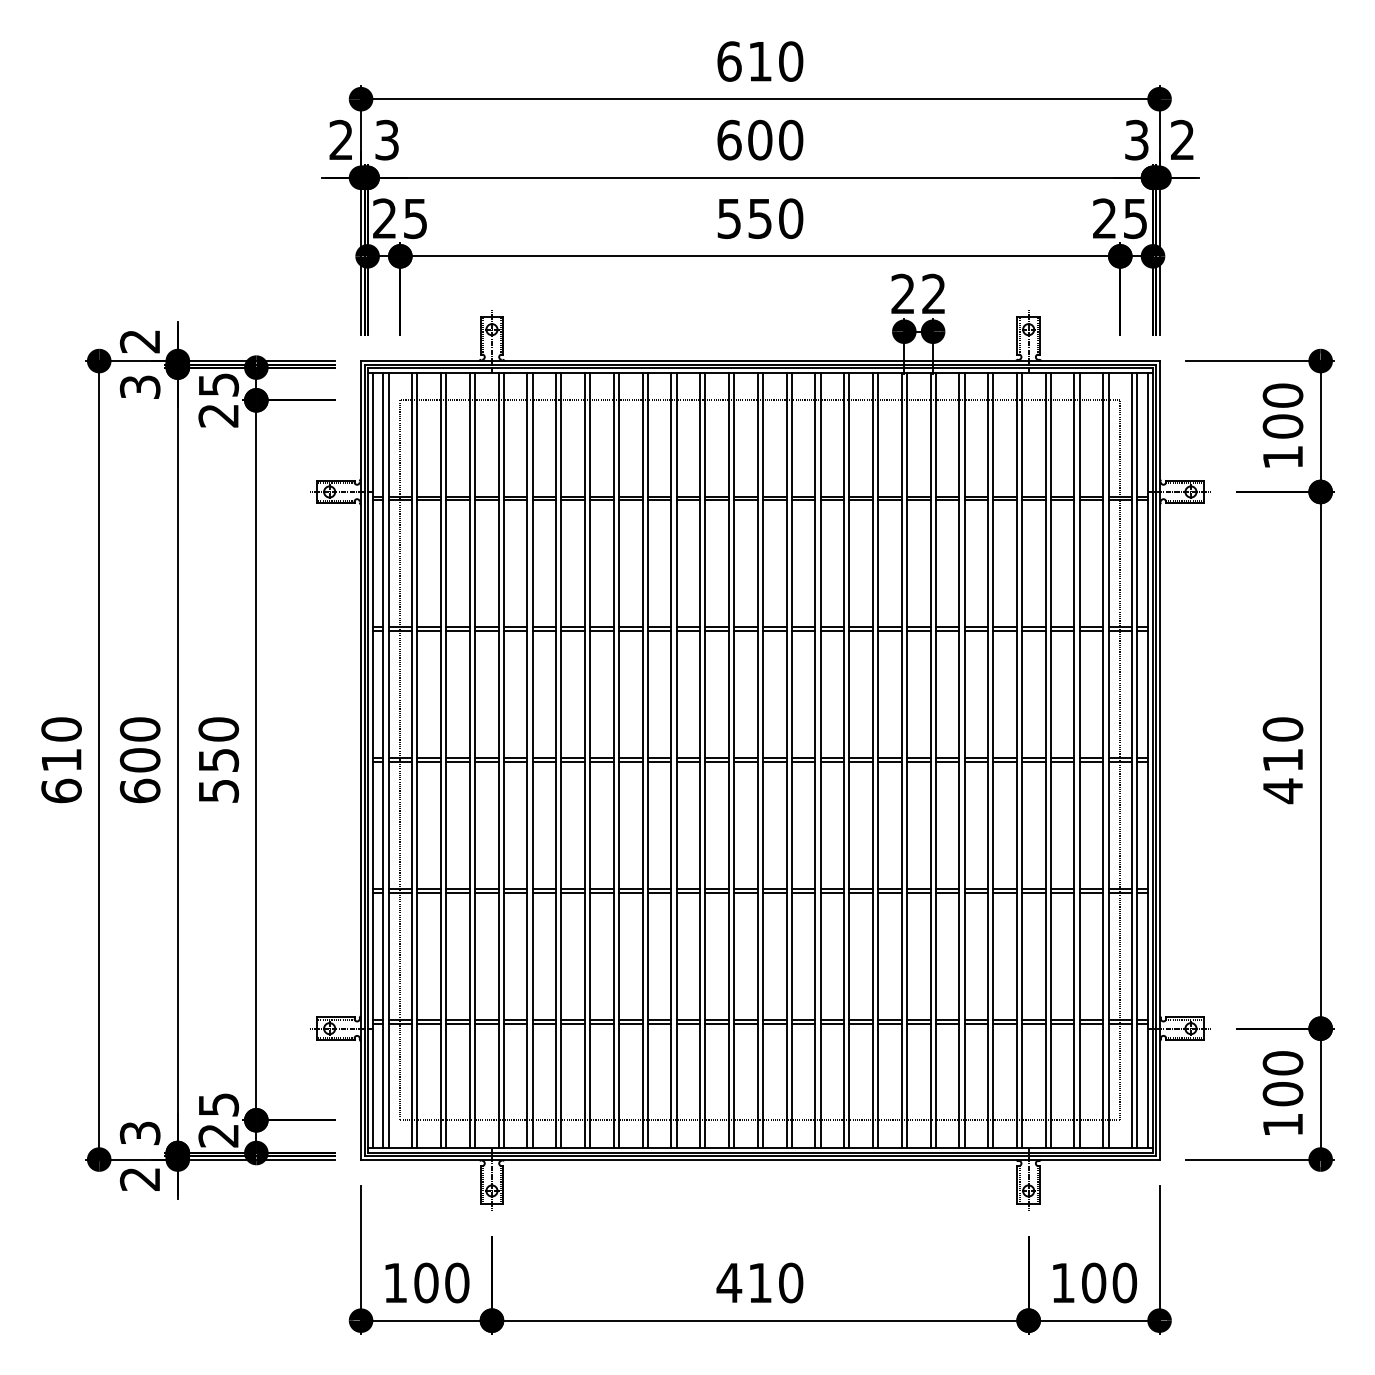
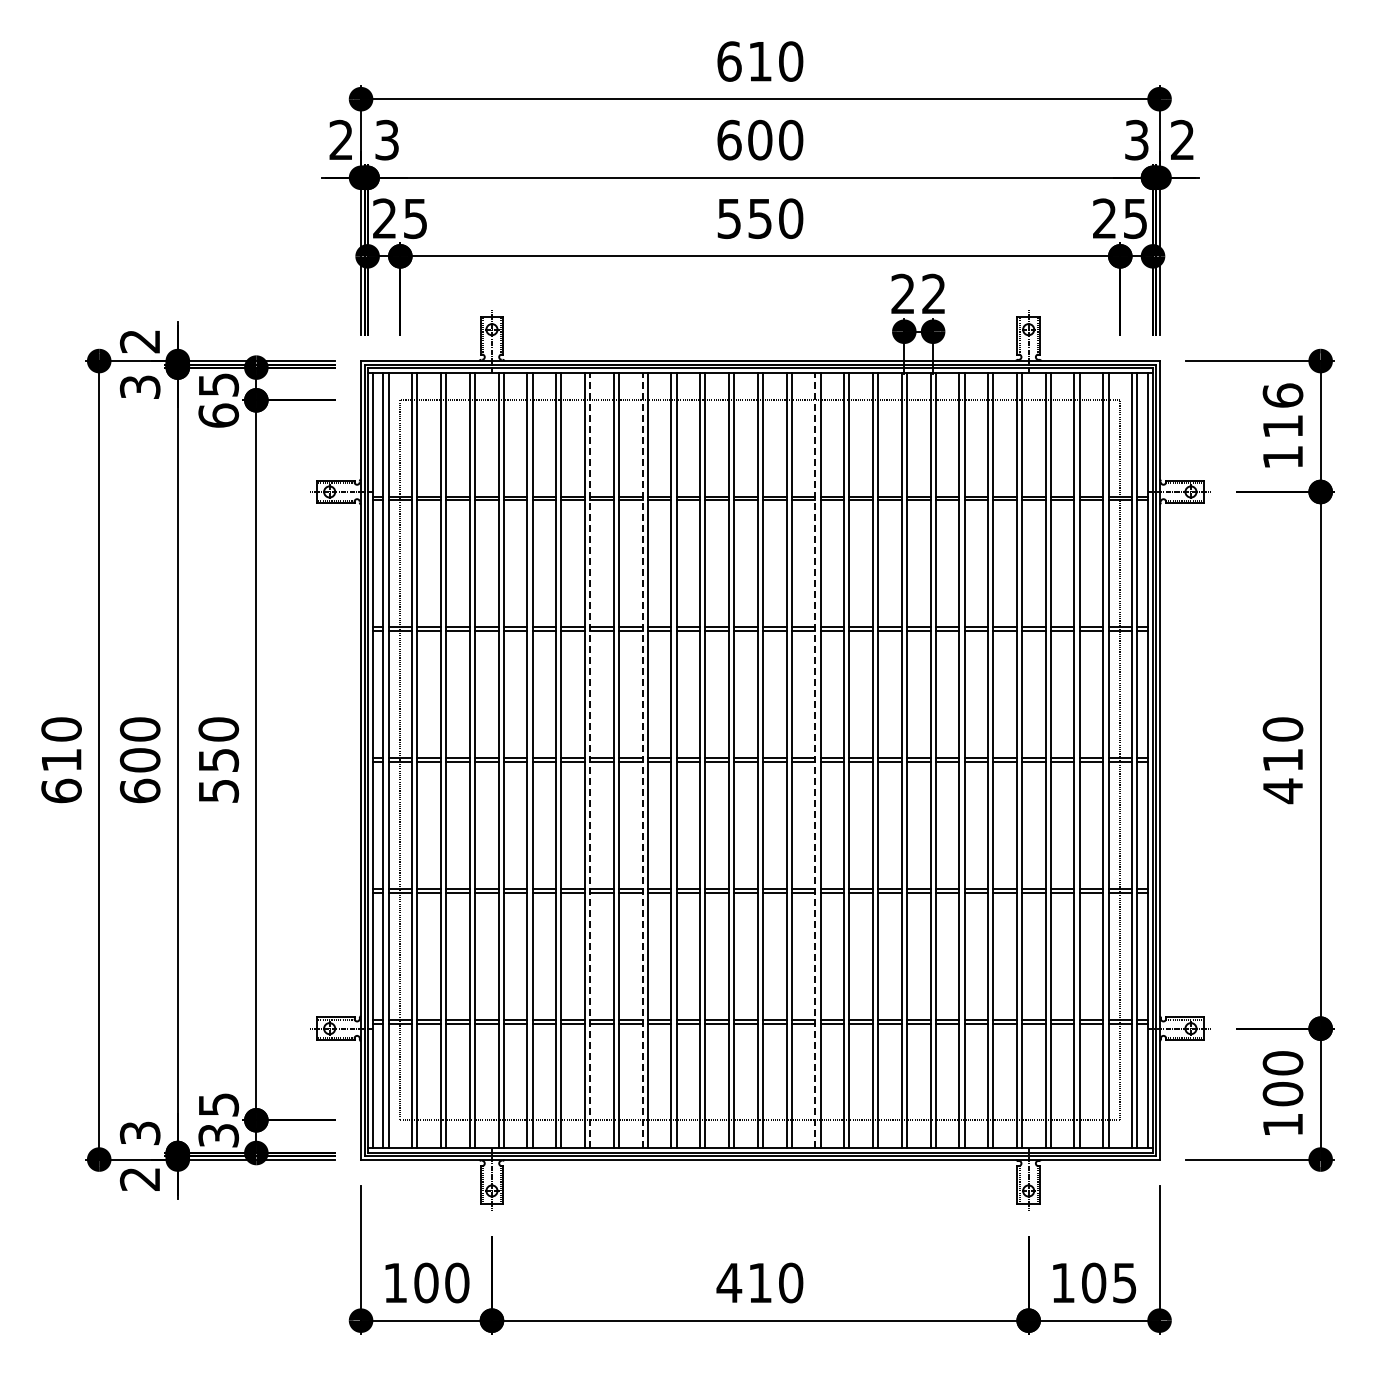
text: 100 -> 116 (1282, 410)
text: 25 -> 65 (218, 415)
line: solid -> dashed (590, 759)
line: solid -> dashed (642, 759)
line: solid -> dashed (815, 759)
text: 25 -> 35 (218, 1135)
text: 100 -> 105 (1124, 1282)
